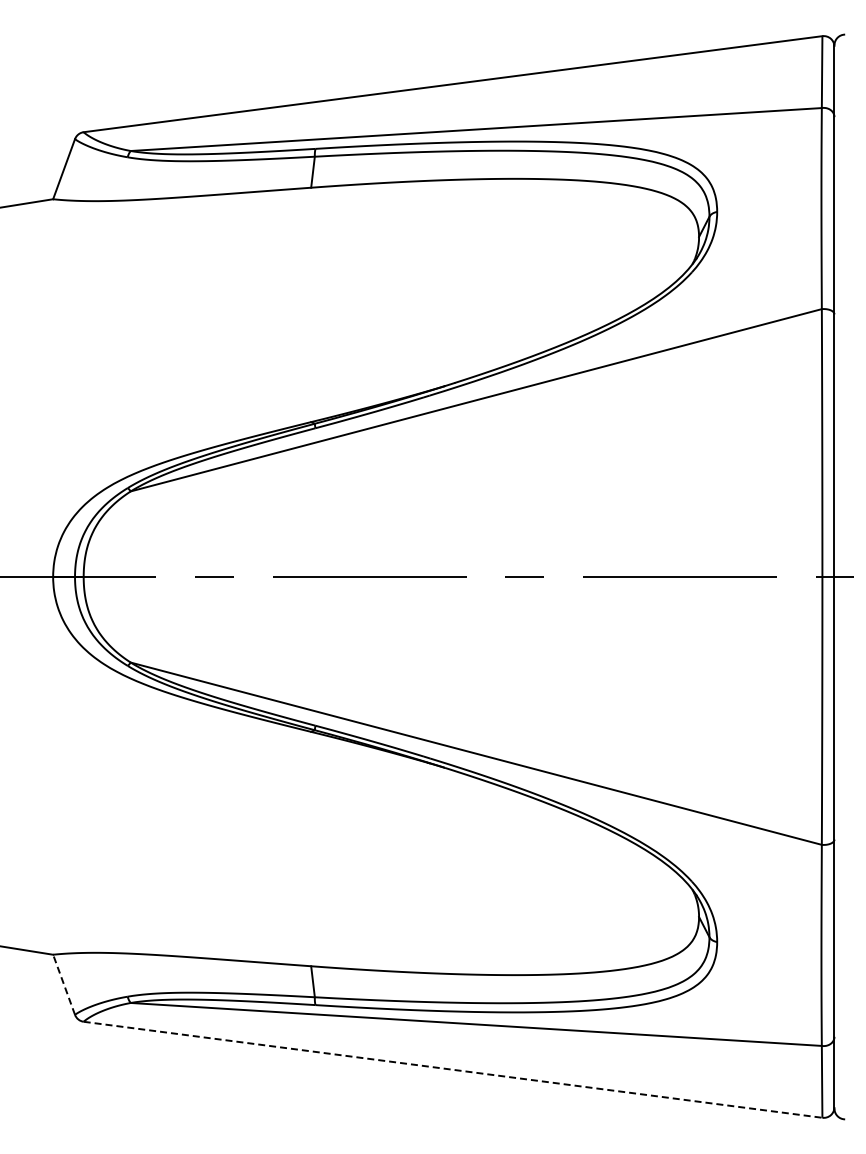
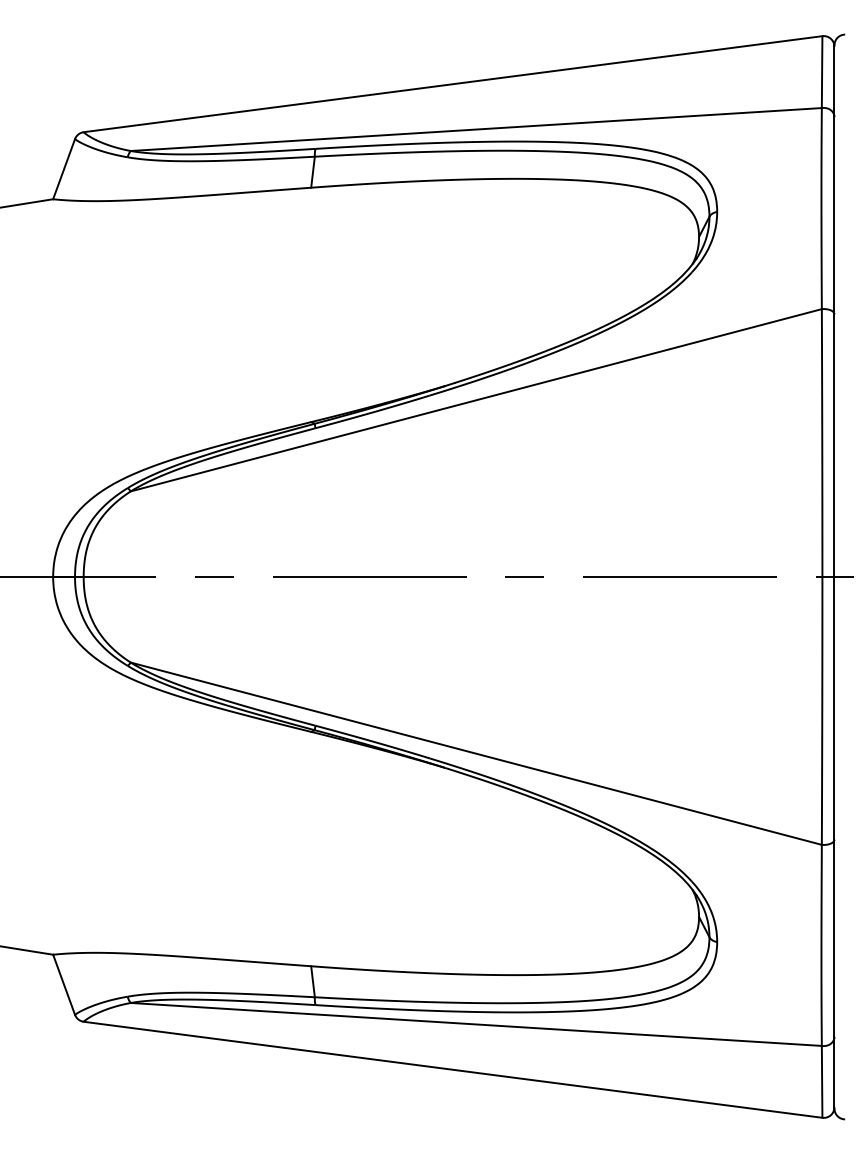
line: dashed -> solid (64, 984)
line: dashed -> solid (453, 1069)
